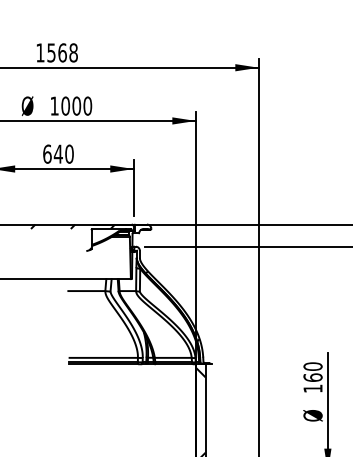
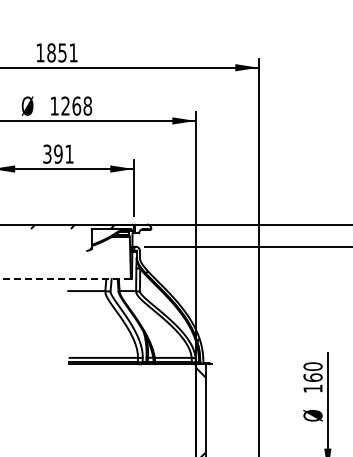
text: 1568 -> 1851 (62, 52)
text: 1000 -> 1268 (76, 105)
text: 640 -> 391 (58, 153)
line: solid -> dashed (65, 279)
